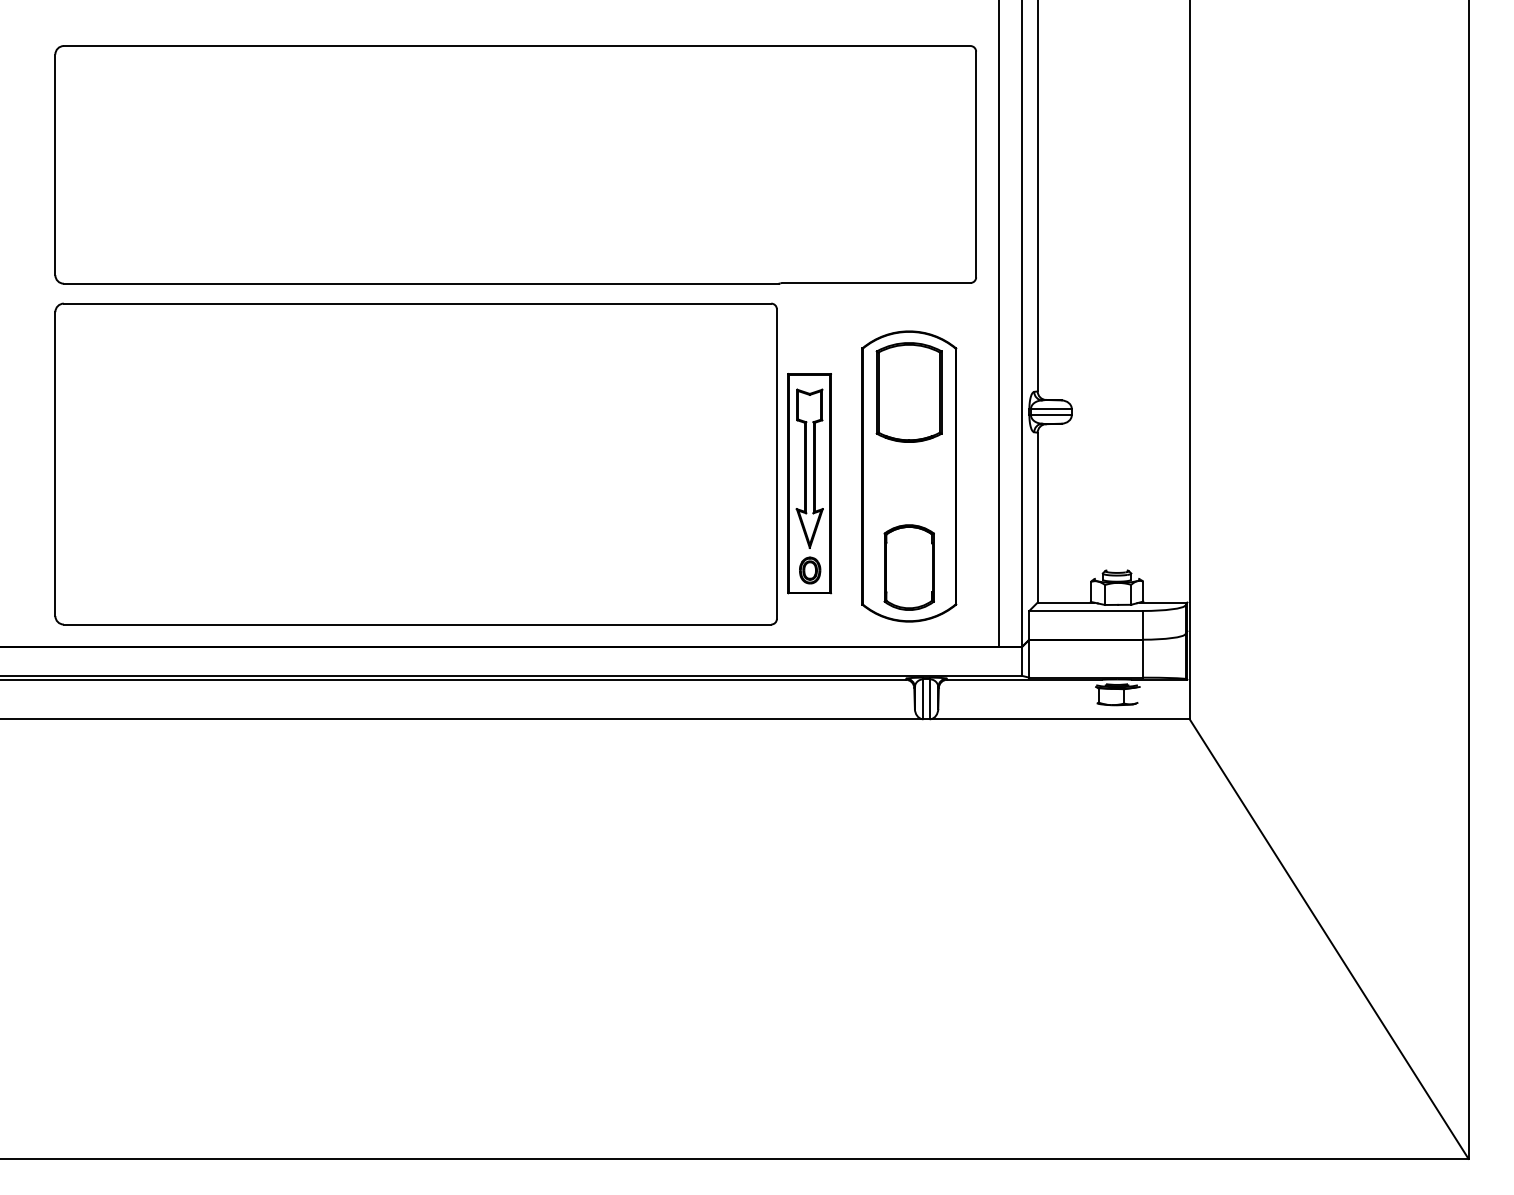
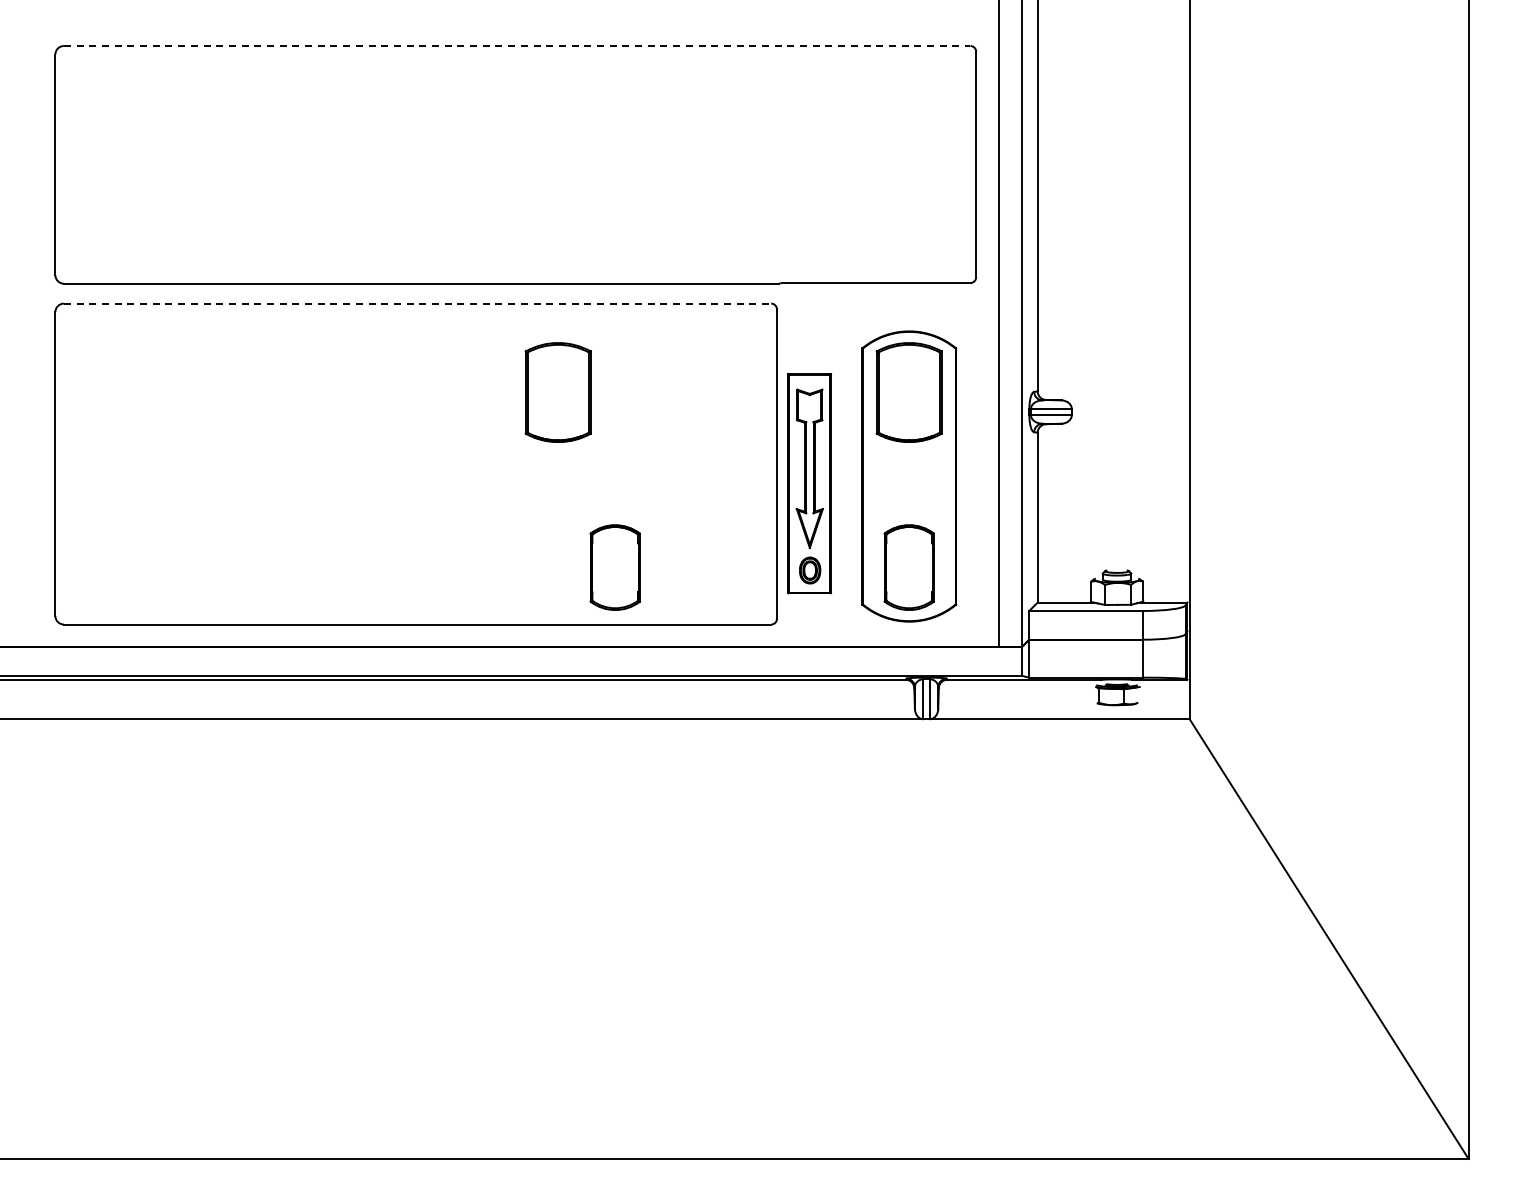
line: solid -> dashed (517, 46)
line: solid -> dashed (417, 303)
part: none -> present (557, 392)
part: none -> present (614, 567)
